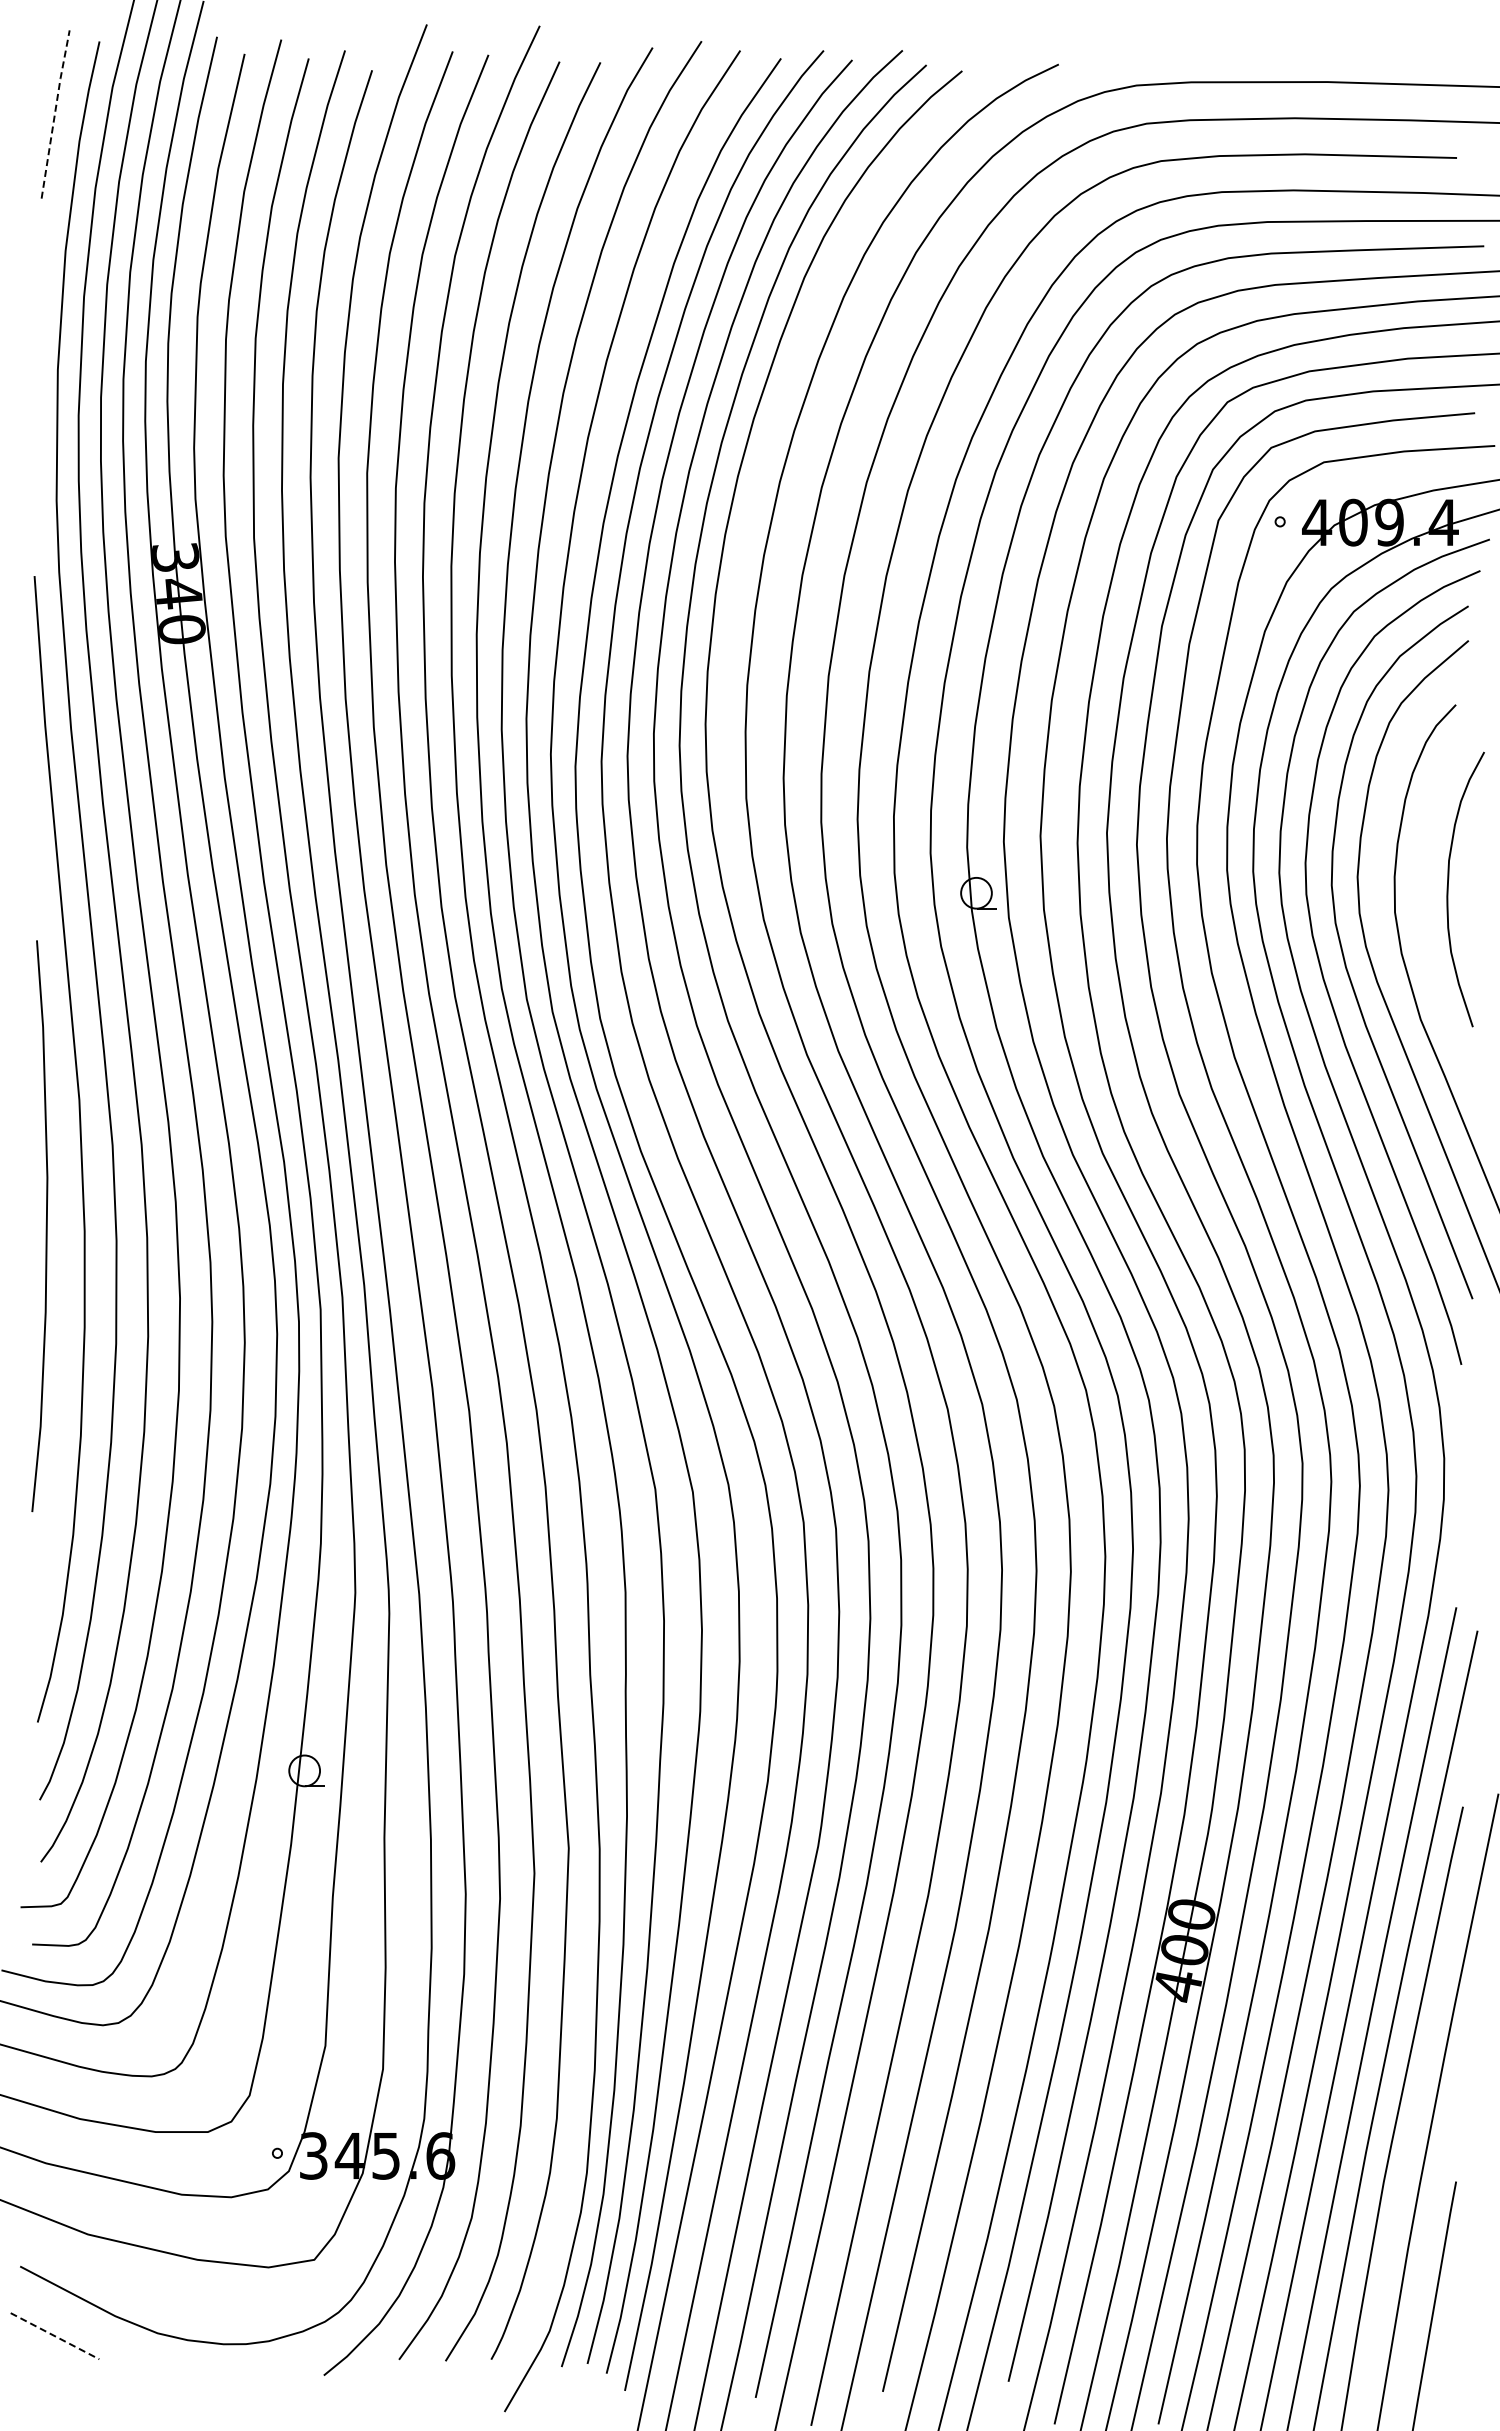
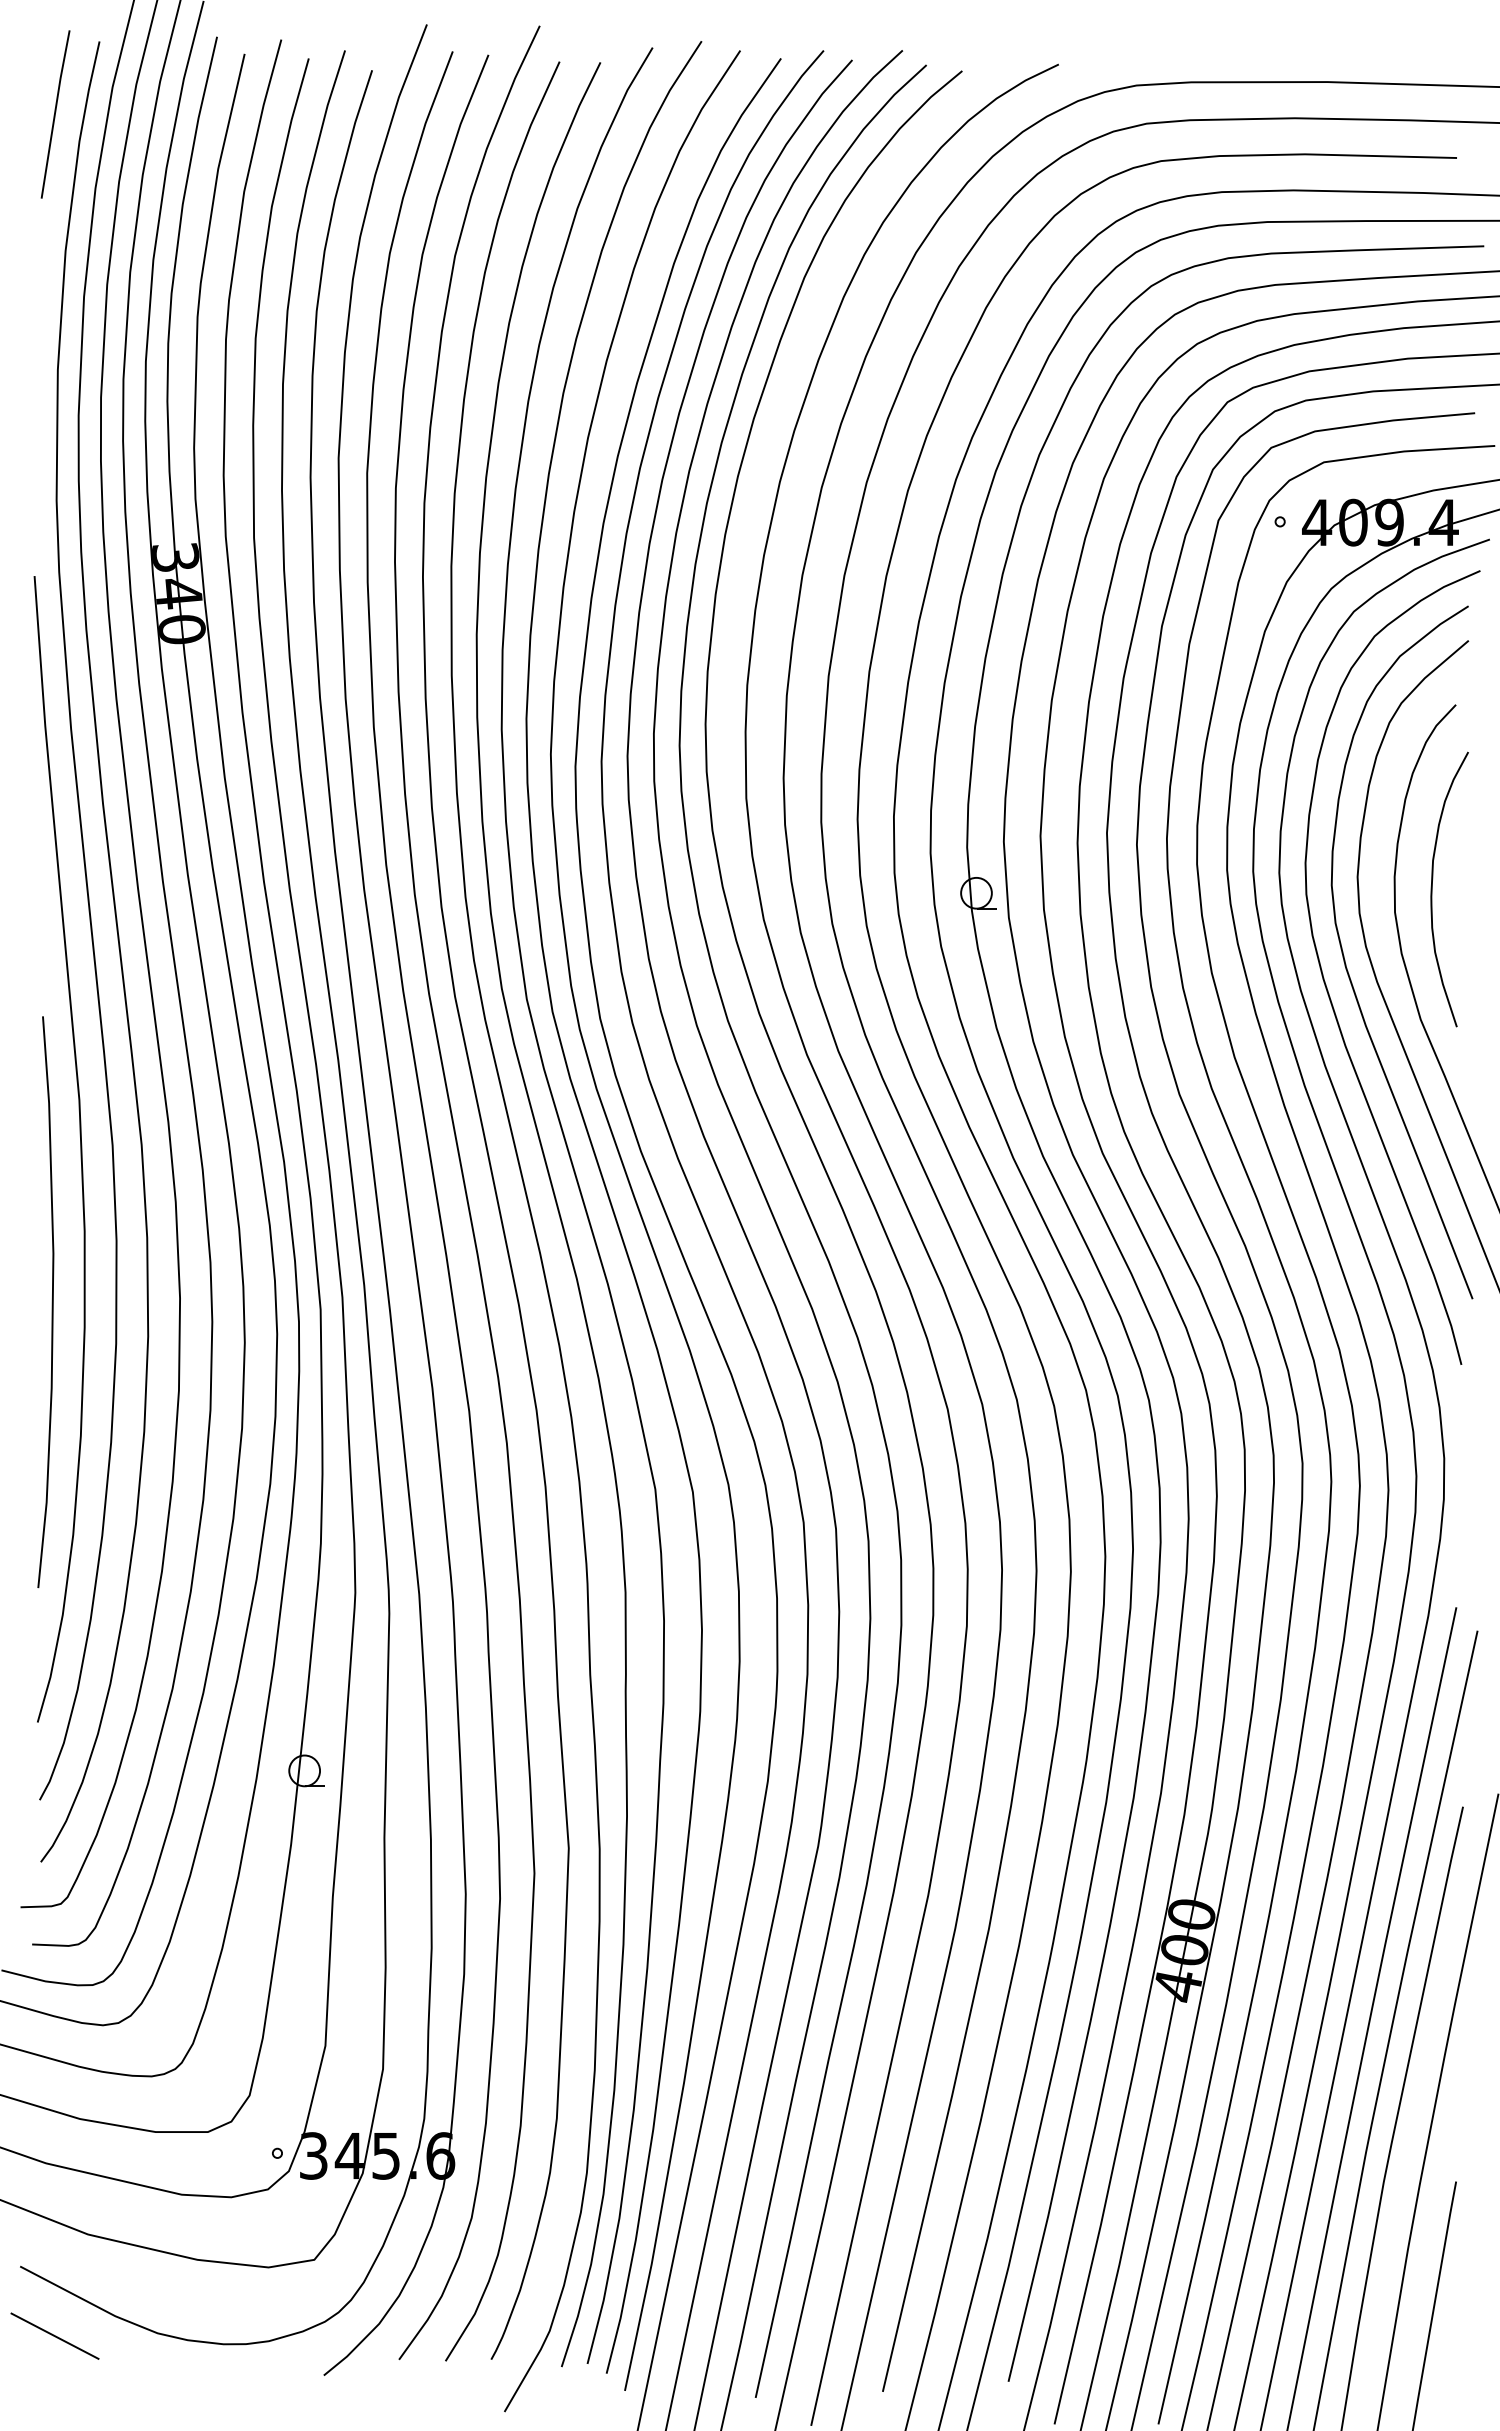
line: dashed -> solid (54, 113)
curve position: (1448, 889) -> (1432, 889) (1432, 889)
curve position: (45, 1226) -> (51, 1302) (51, 1302)
line: dashed -> solid (55, 2336)
